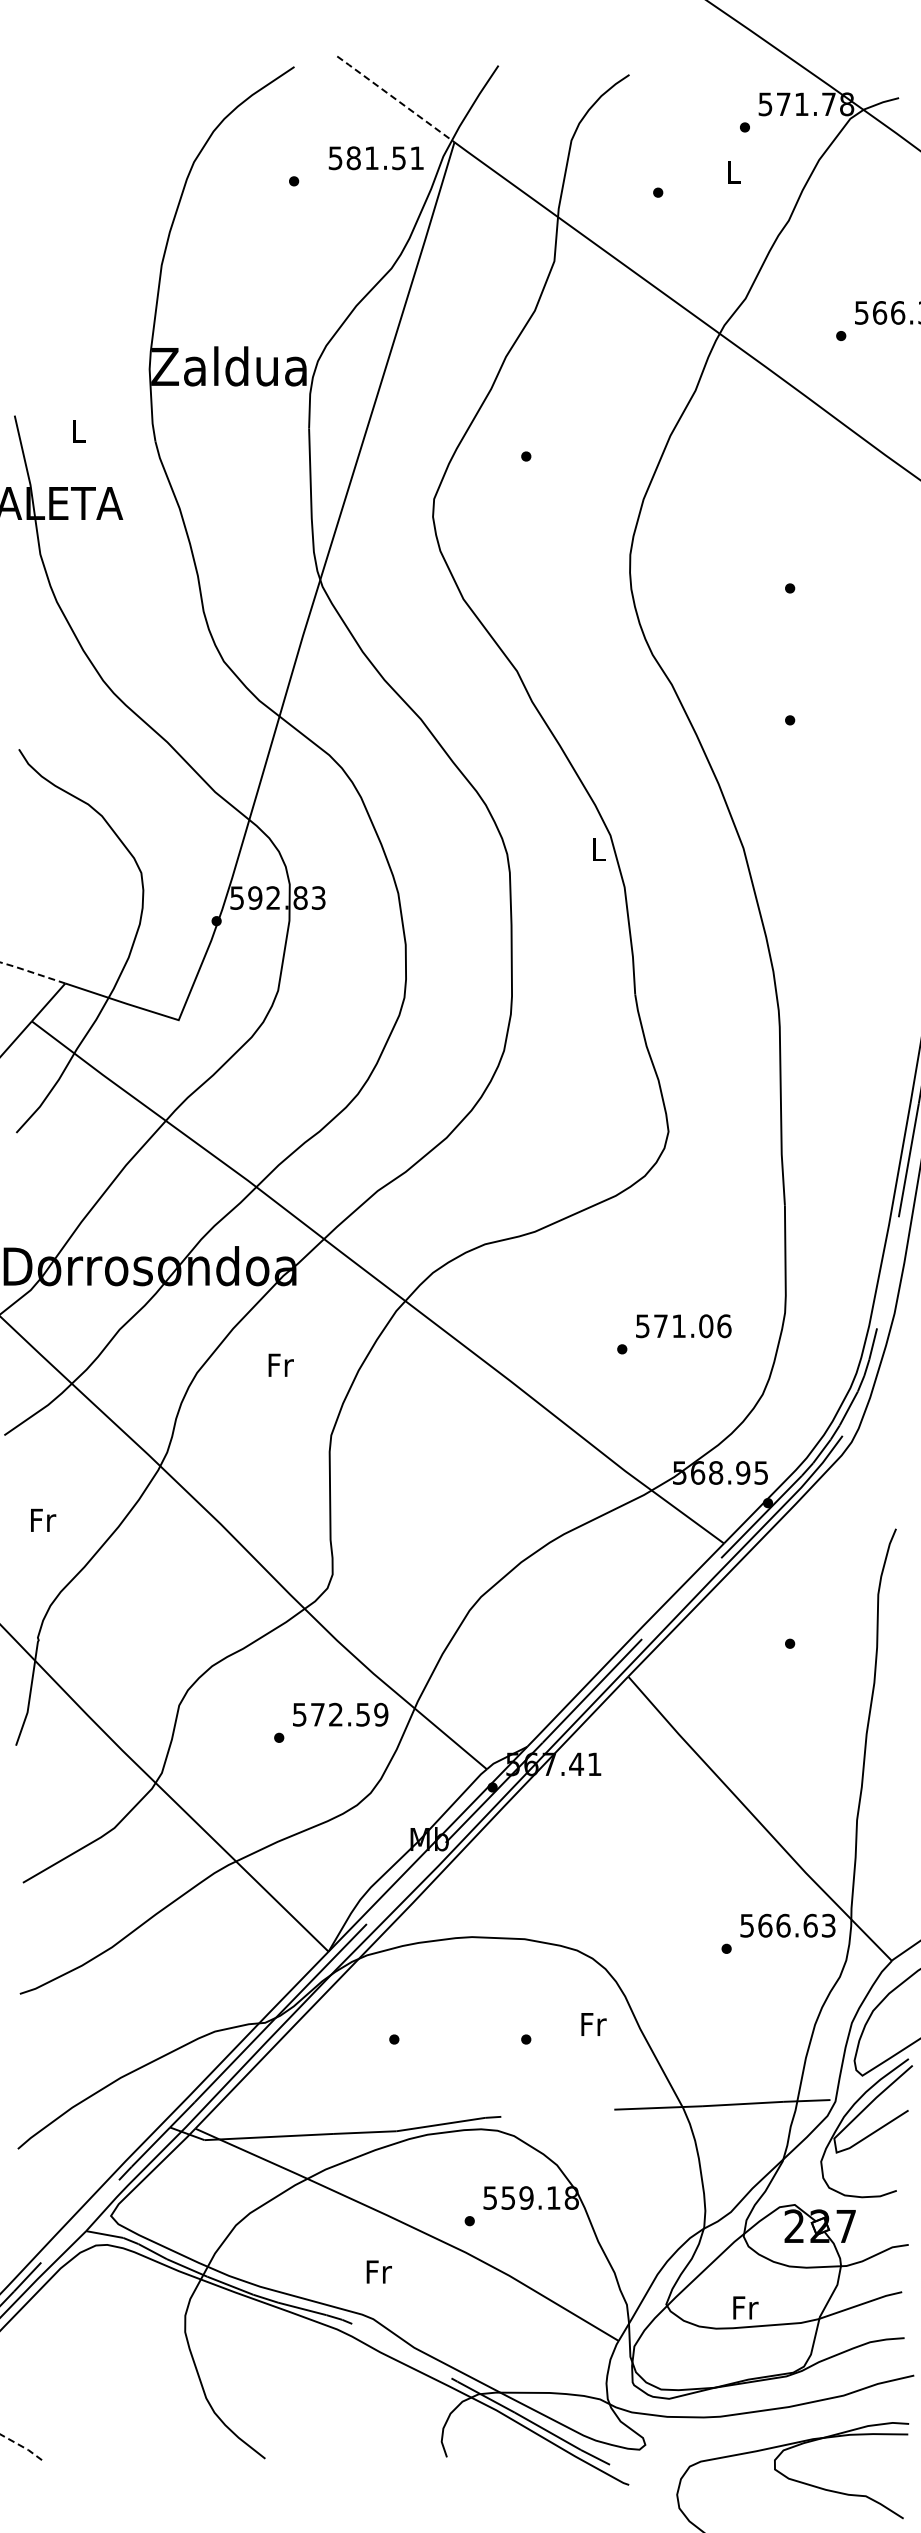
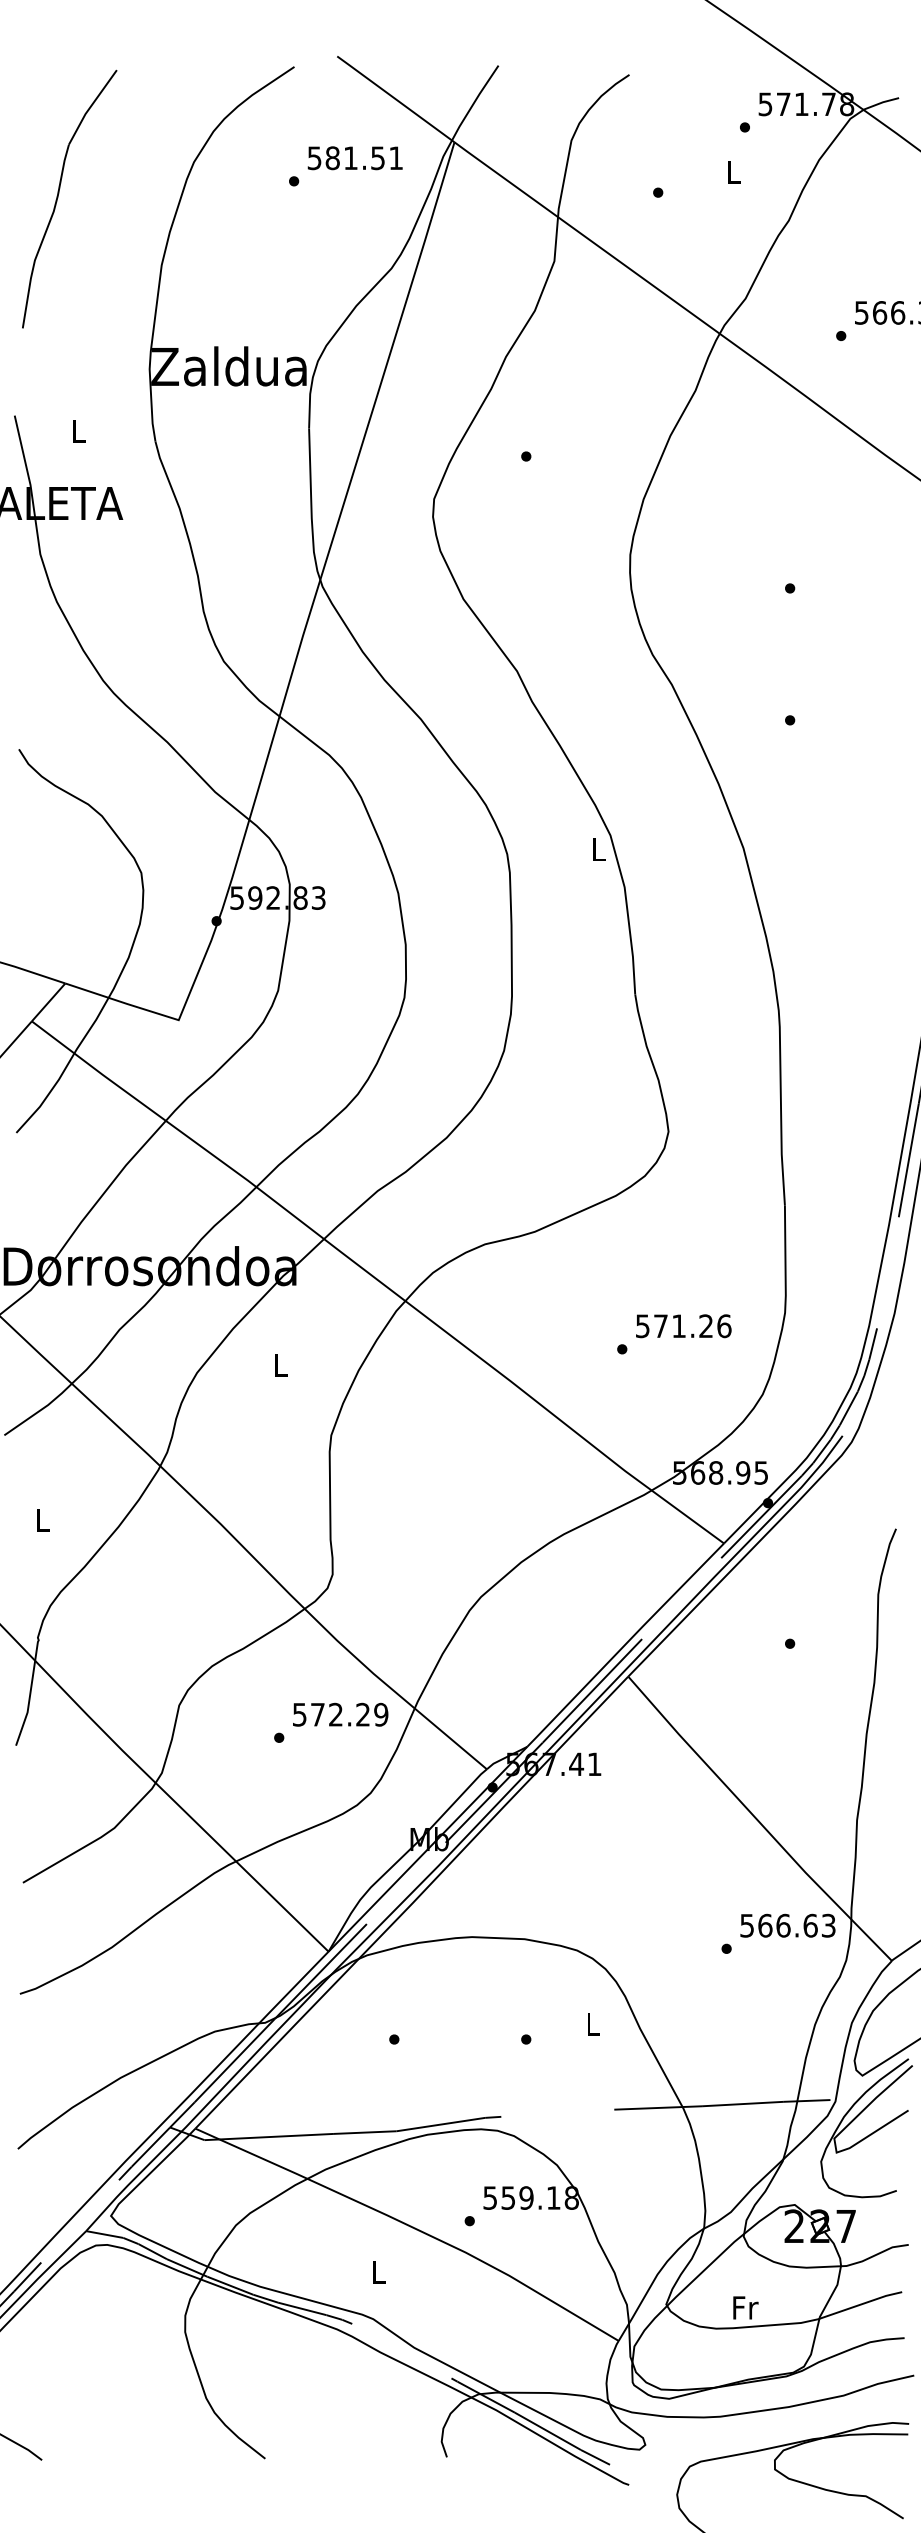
line: dashed -> solid (395, 99)
text position: (375, 158) -> (354, 158) (354, 158)
part: none -> present (58, 198)
line: dashed -> solid (32, 972)
text: 571.06 -> 571.26 (706, 1326)
text: Fr -> L (280, 1364)
text: Fr -> L (43, 1519)
text: 572.59 -> 572.29 (362, 1714)
text: Fr -> L (593, 2024)
text: Fr -> L (378, 2271)
line: dashed -> solid (22, 2446)
